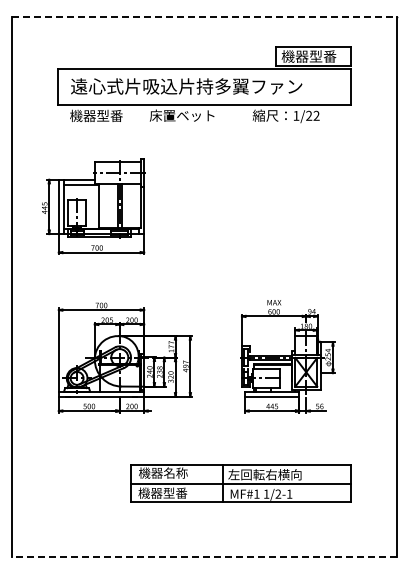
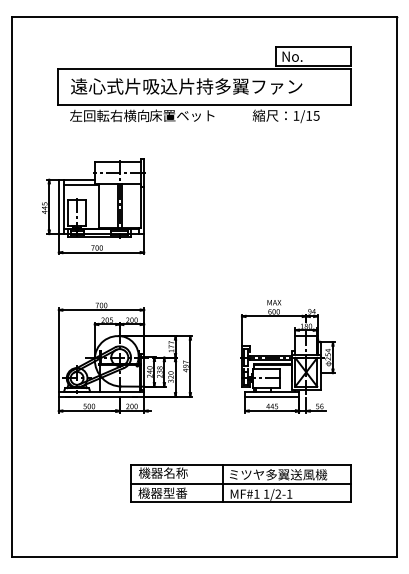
line: dashed -> solid (204, 17)
text: 機器型番 -> No. (308, 56)
text: 機器型番 -> 左回転右横向 (109, 115)
text: 1/22 -> 1/15 (312, 115)
text: 左回転右横向 -> ミツヤ多翼送風機 (277, 474)
line: dashed -> solid (204, 556)
